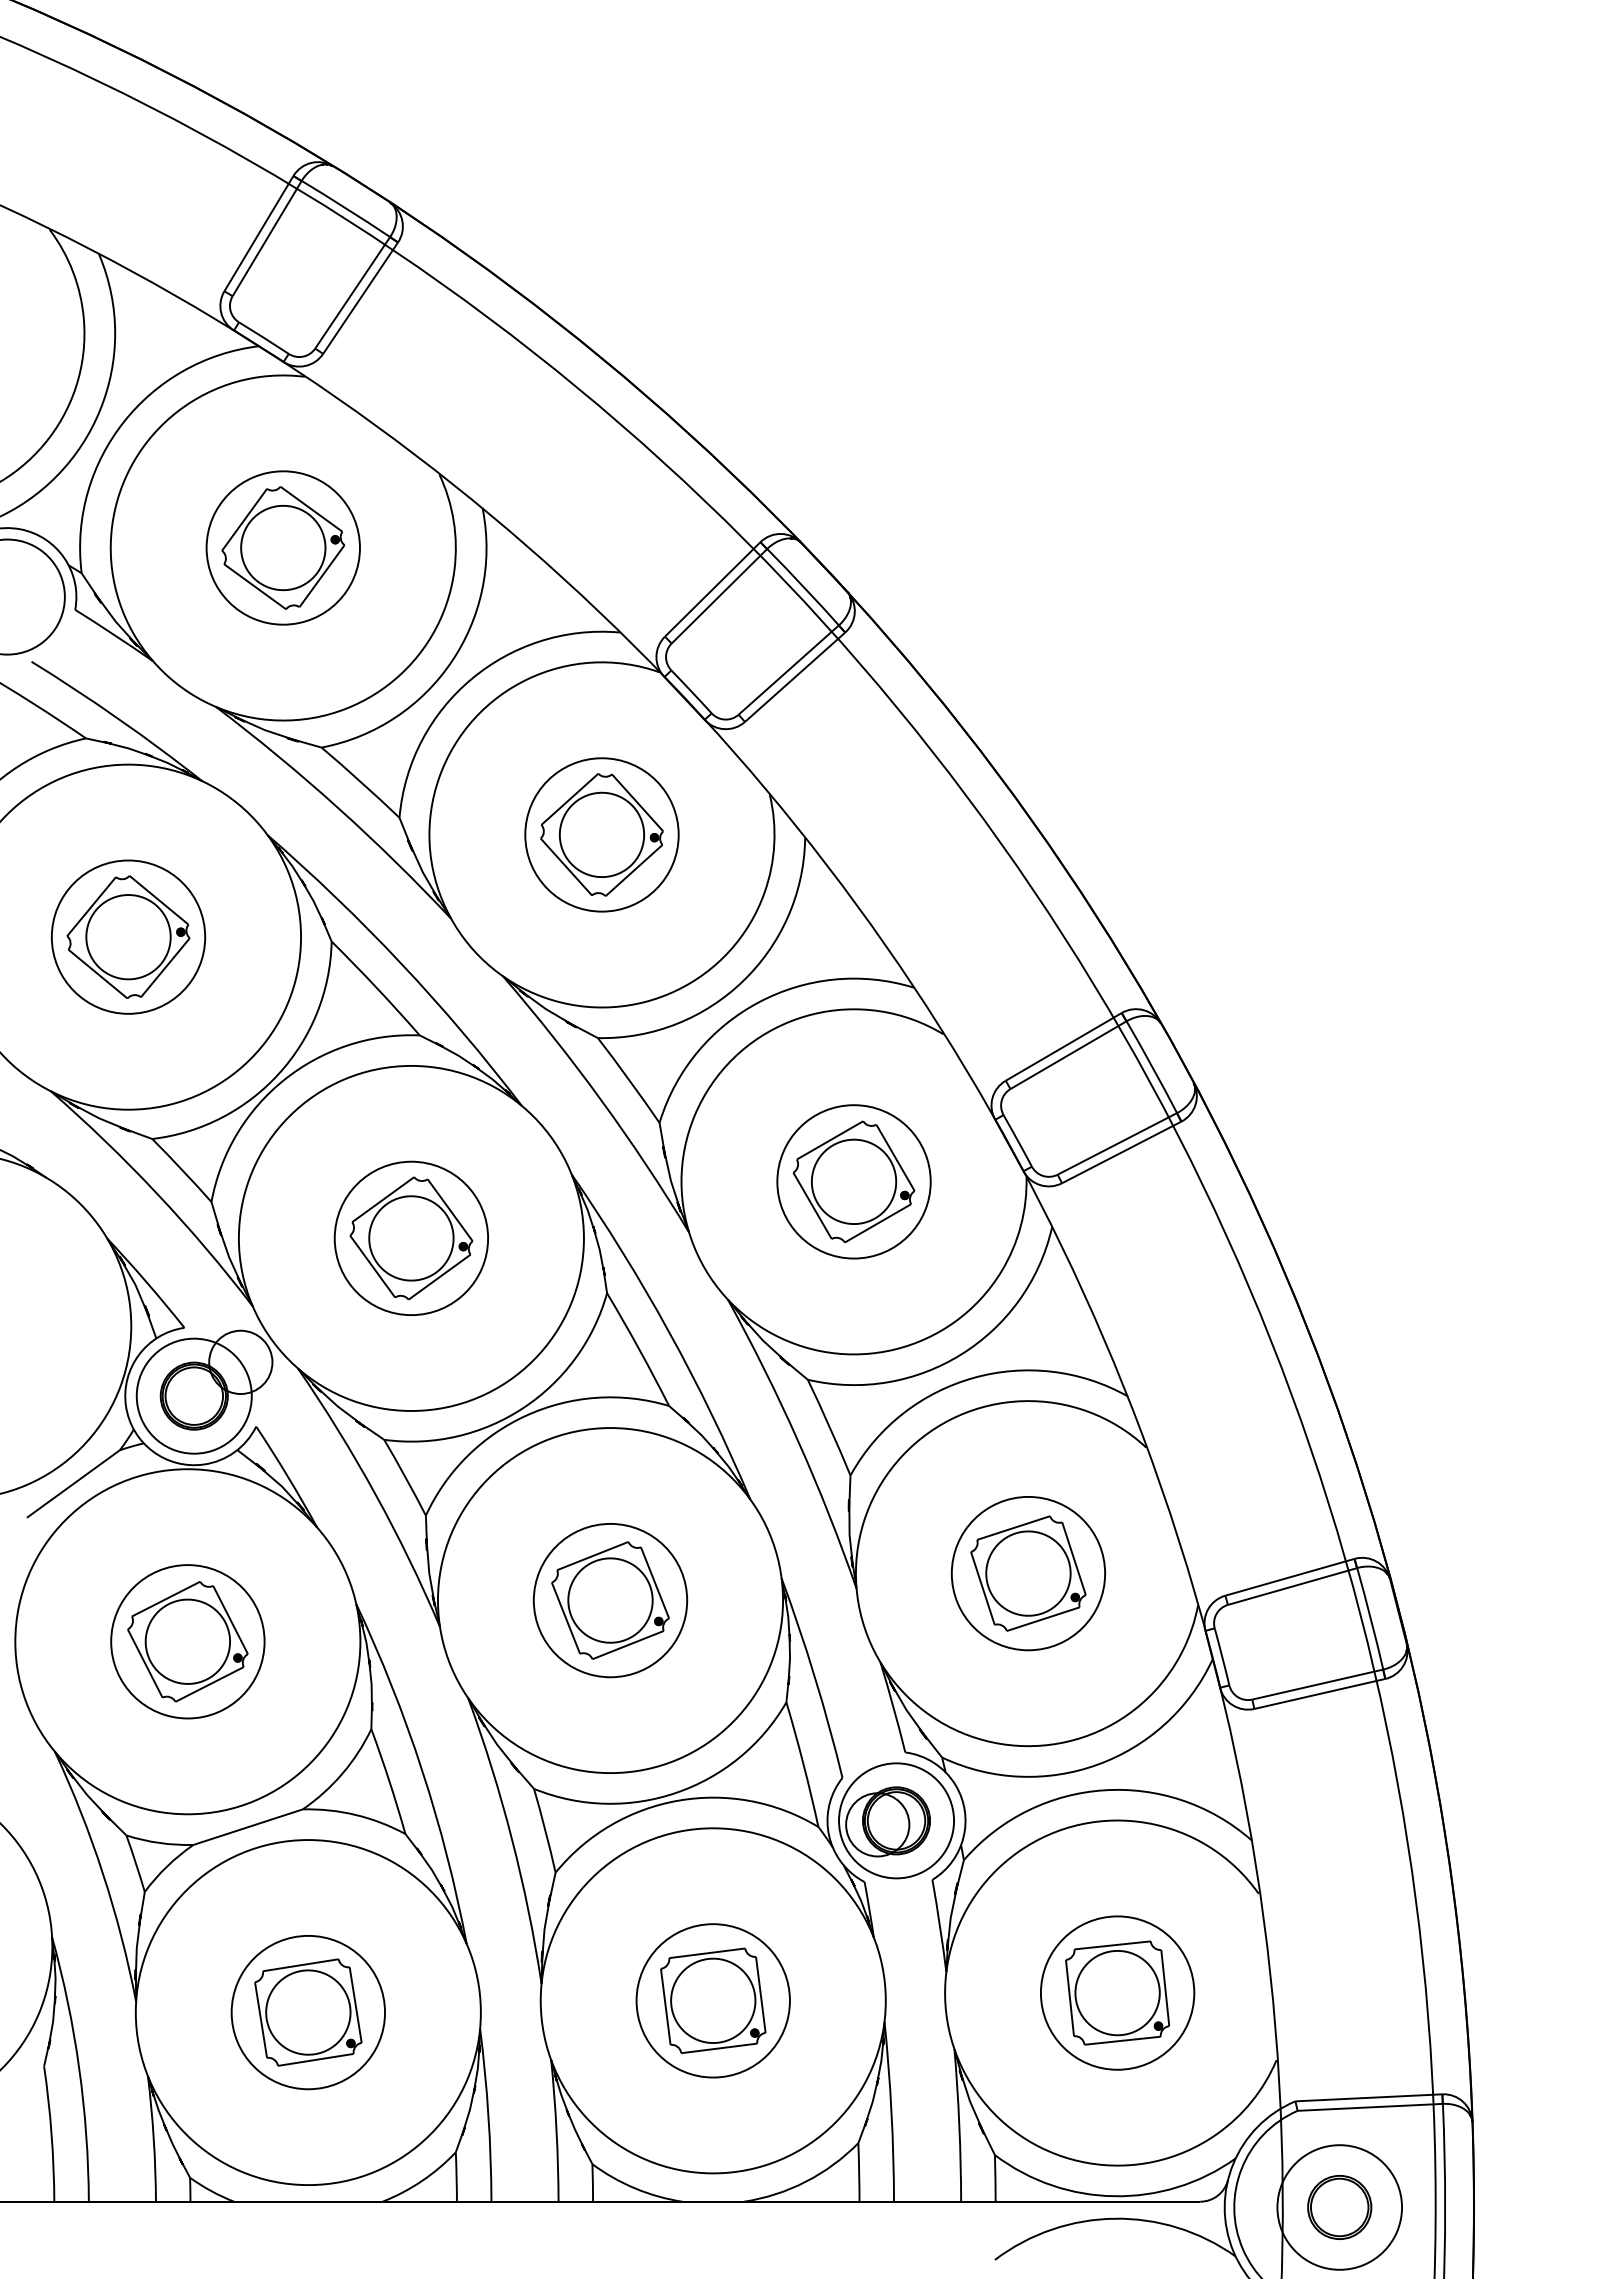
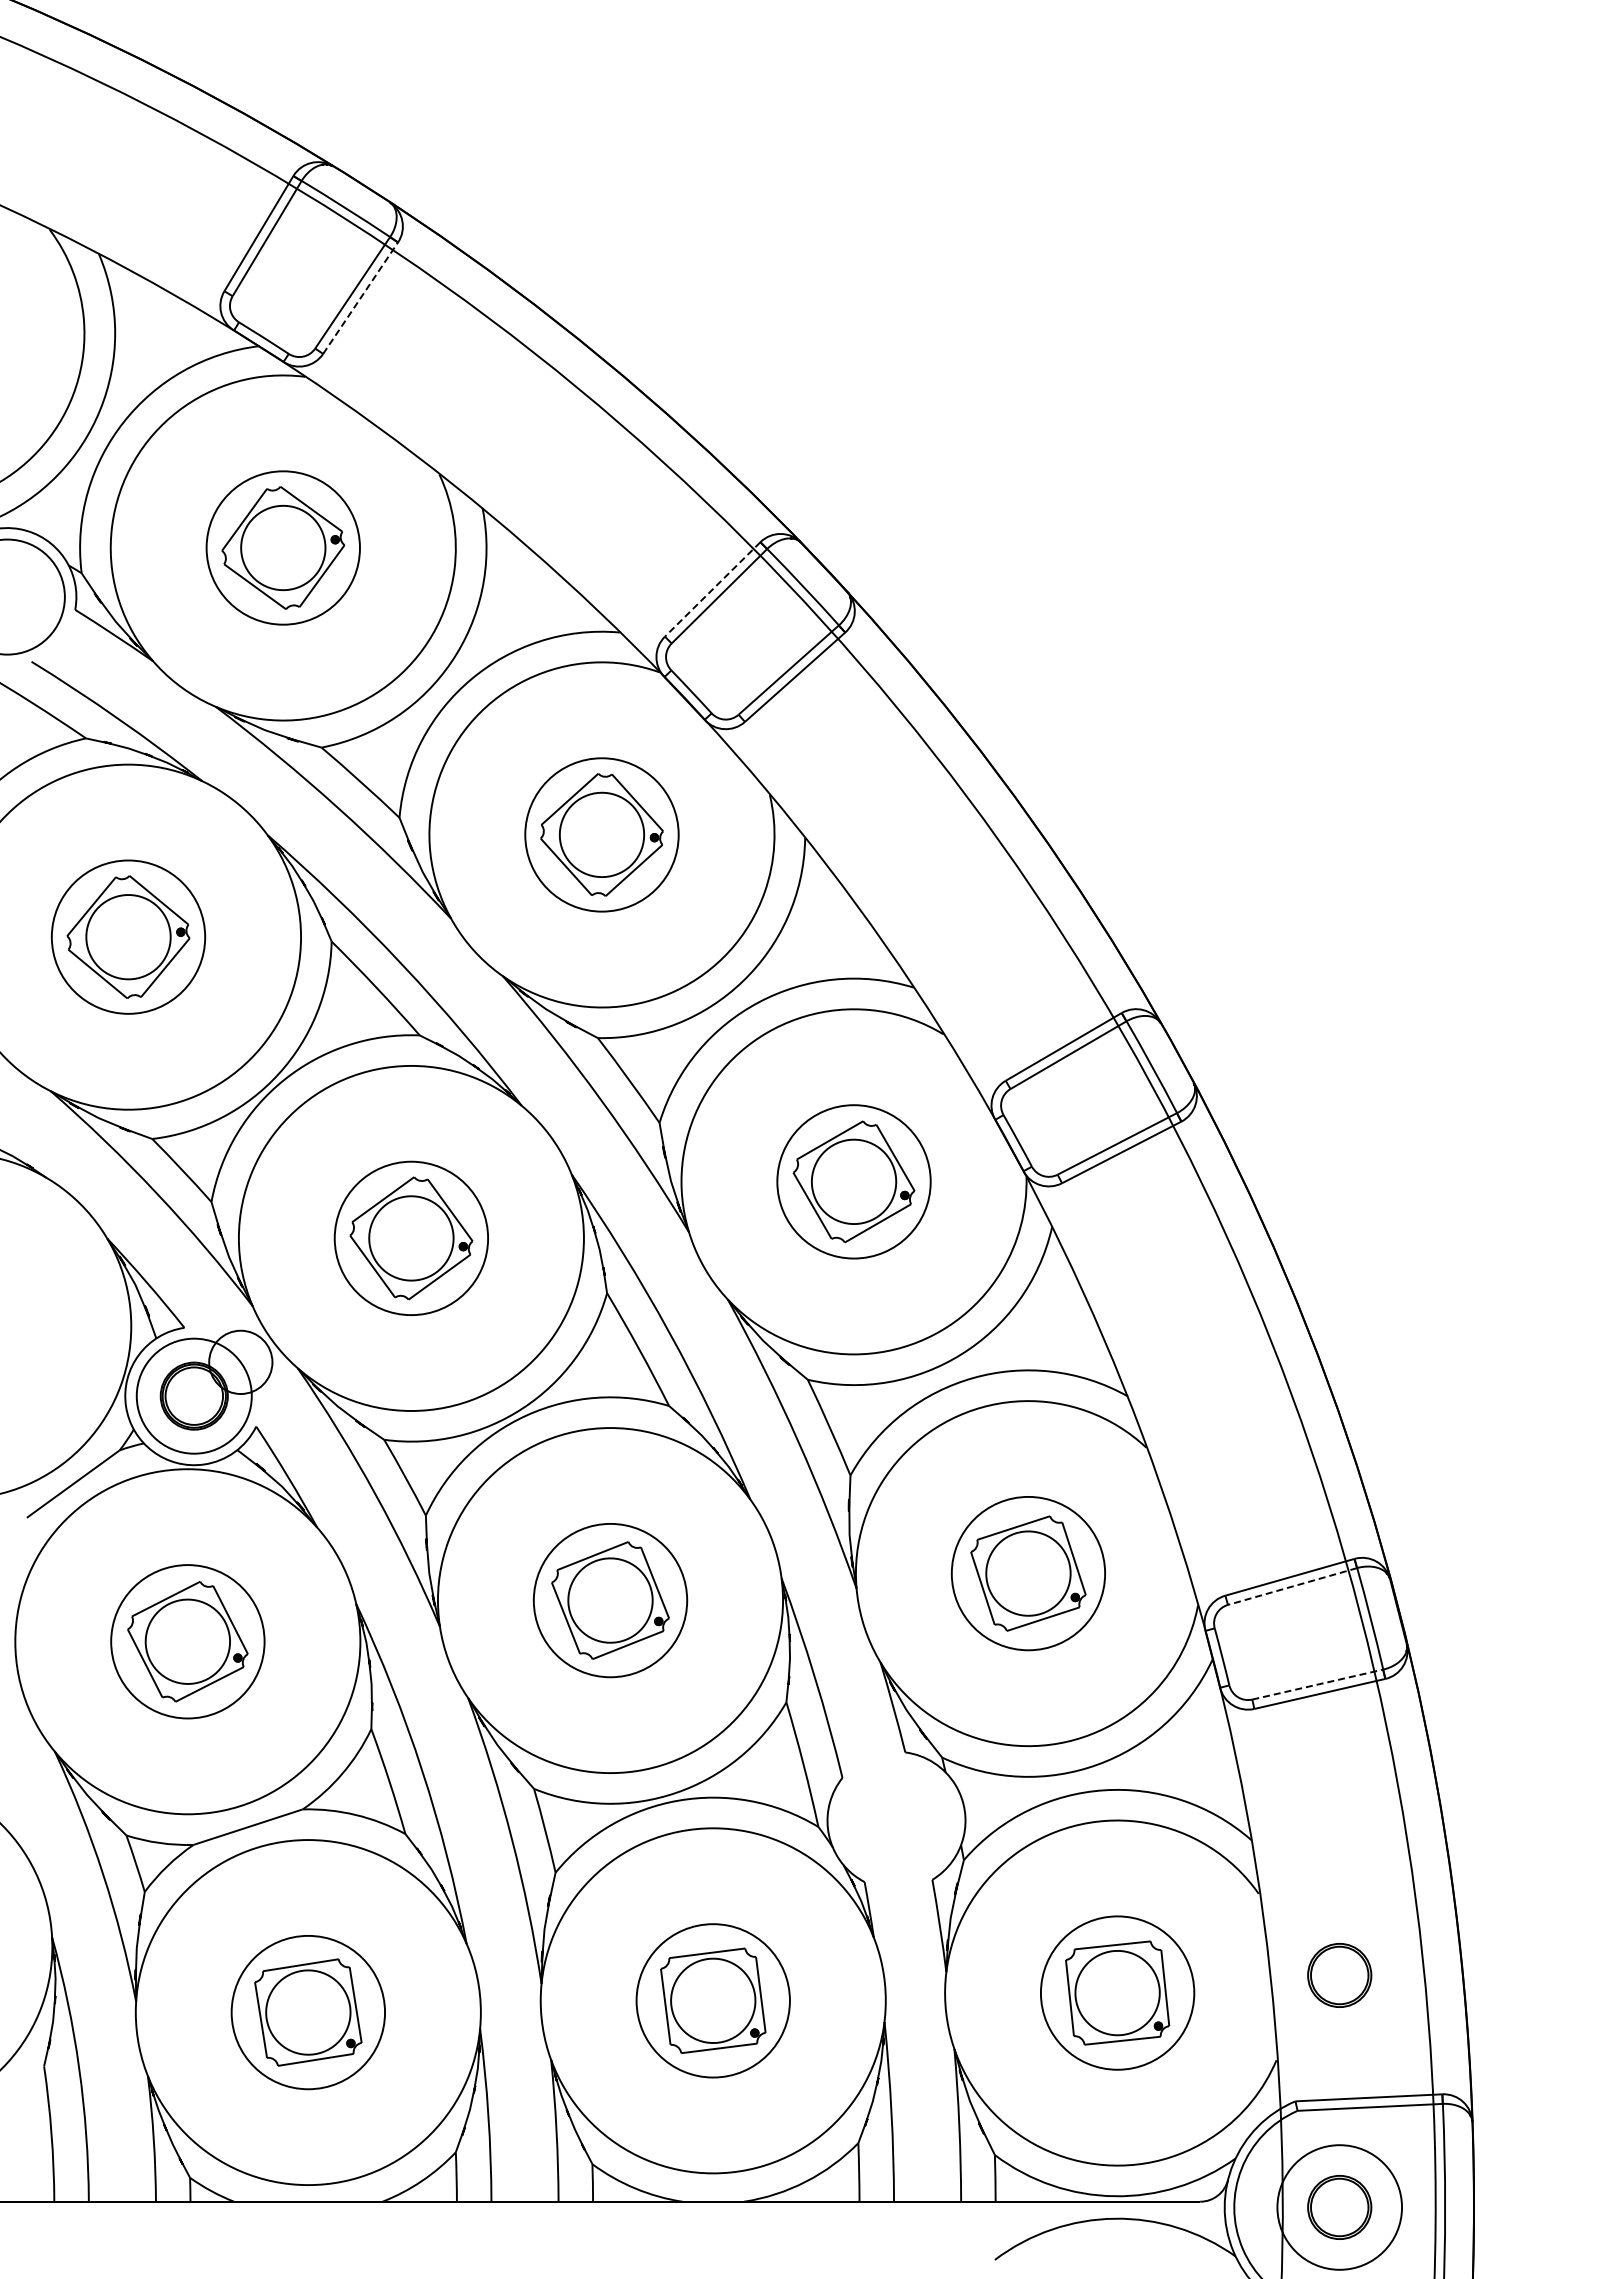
line: solid -> dashed (360, 297)
line: solid -> dashed (712, 589)
line: solid -> dashed (1292, 1586)
line: solid -> dashed (1318, 1684)
part: present -> none (896, 1820)
part: none -> present (1339, 1975)
